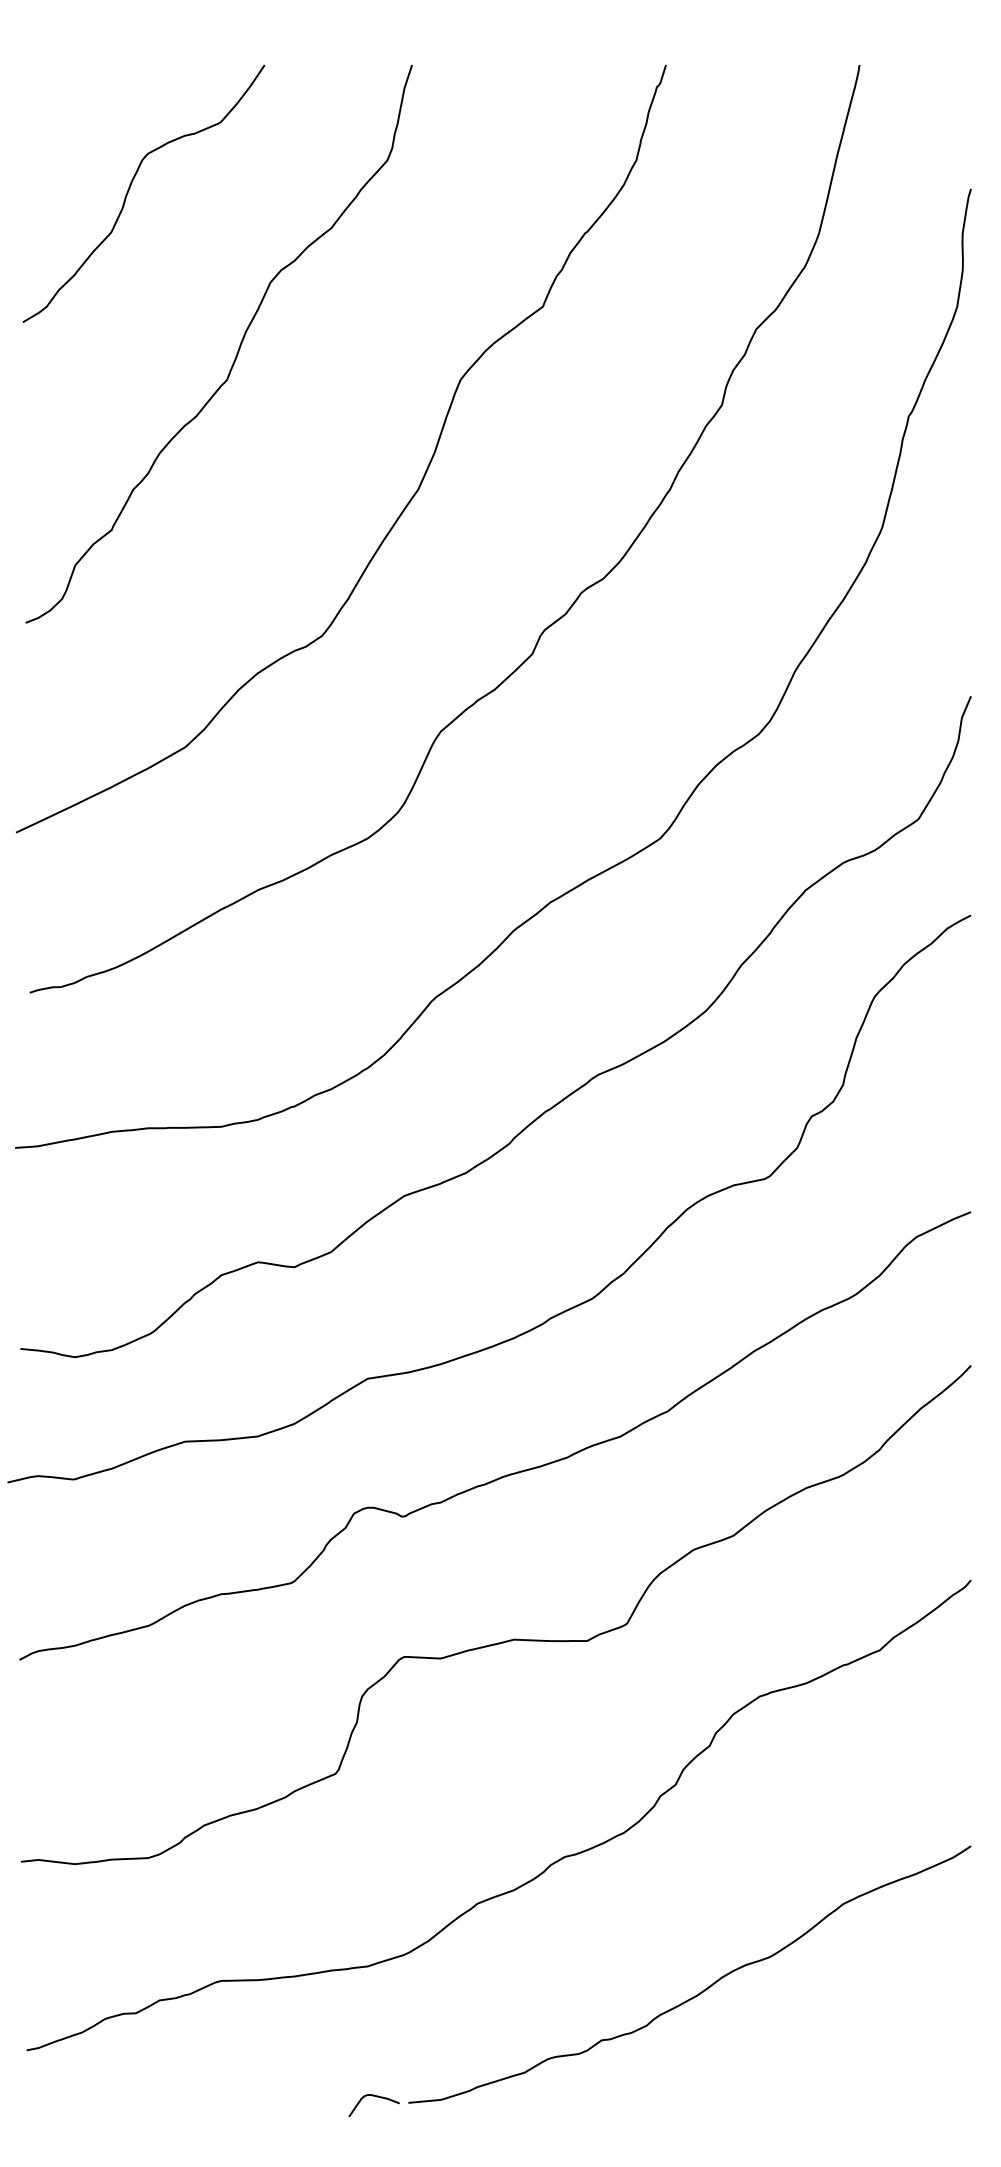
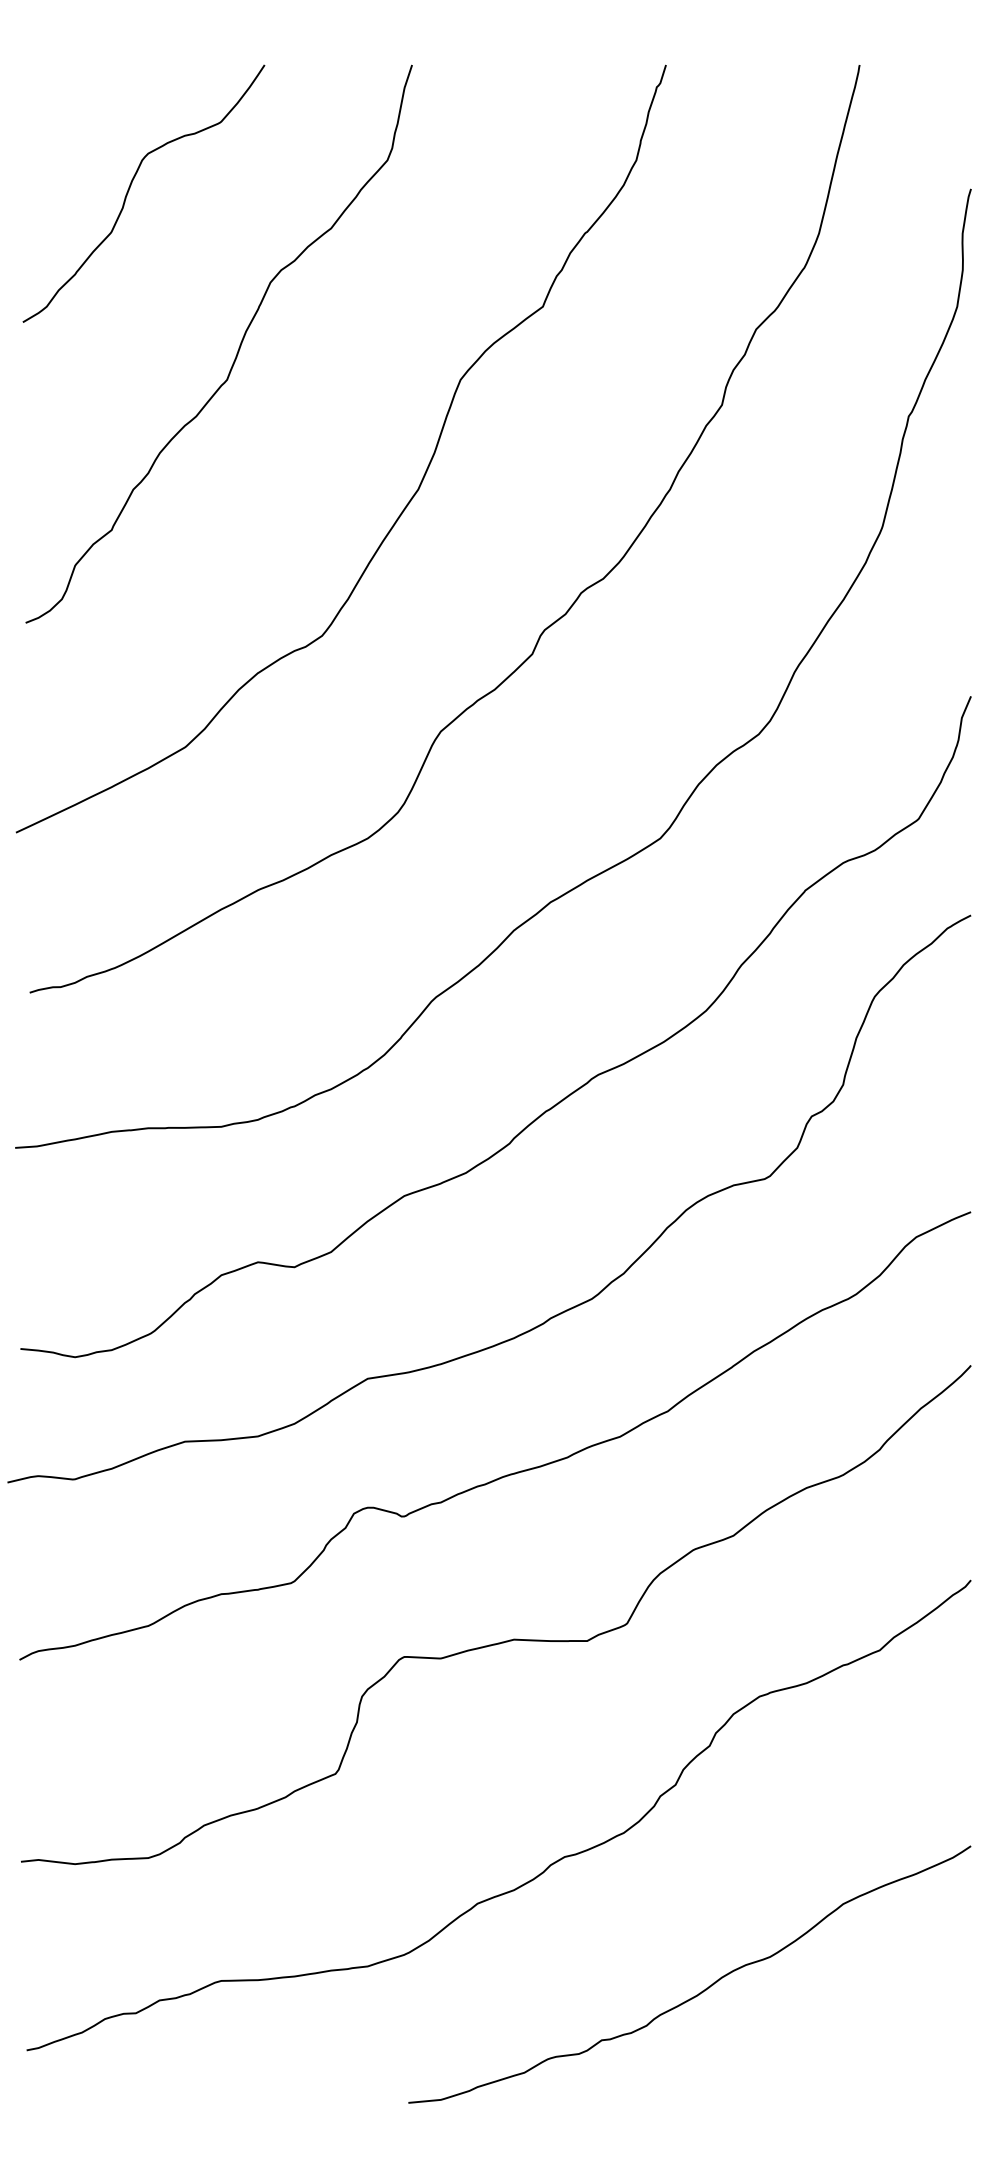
curve: present -> none (376, 2097)
